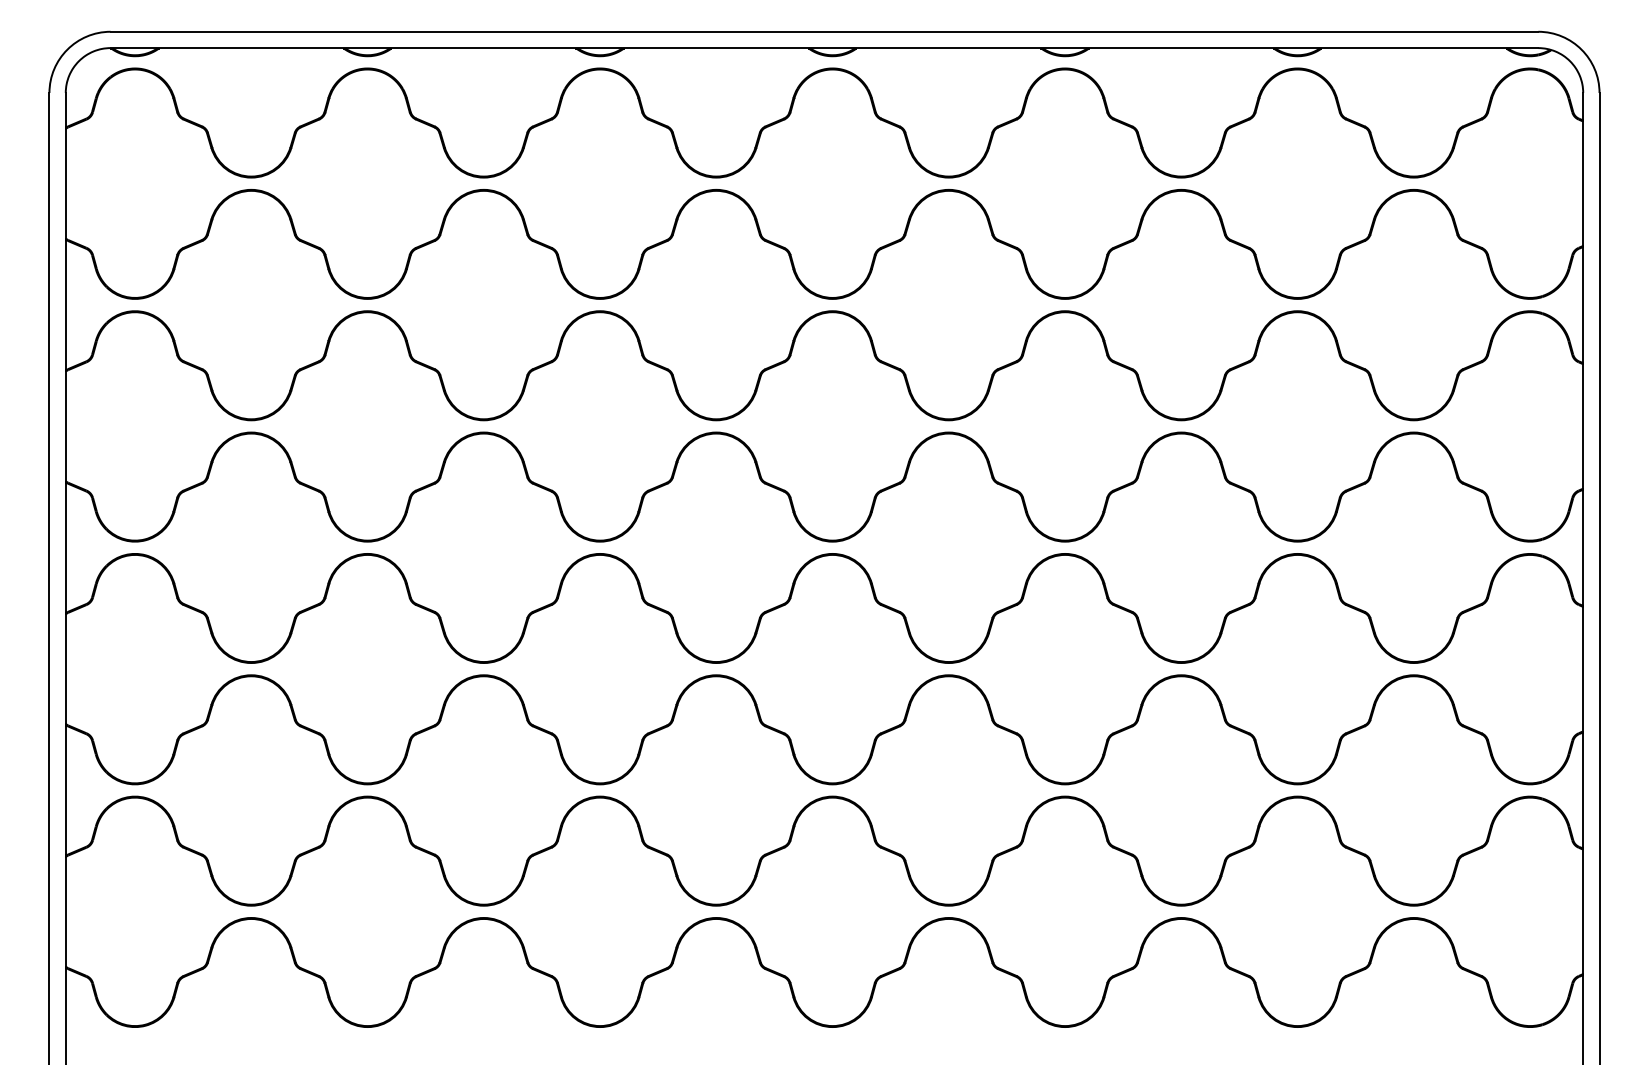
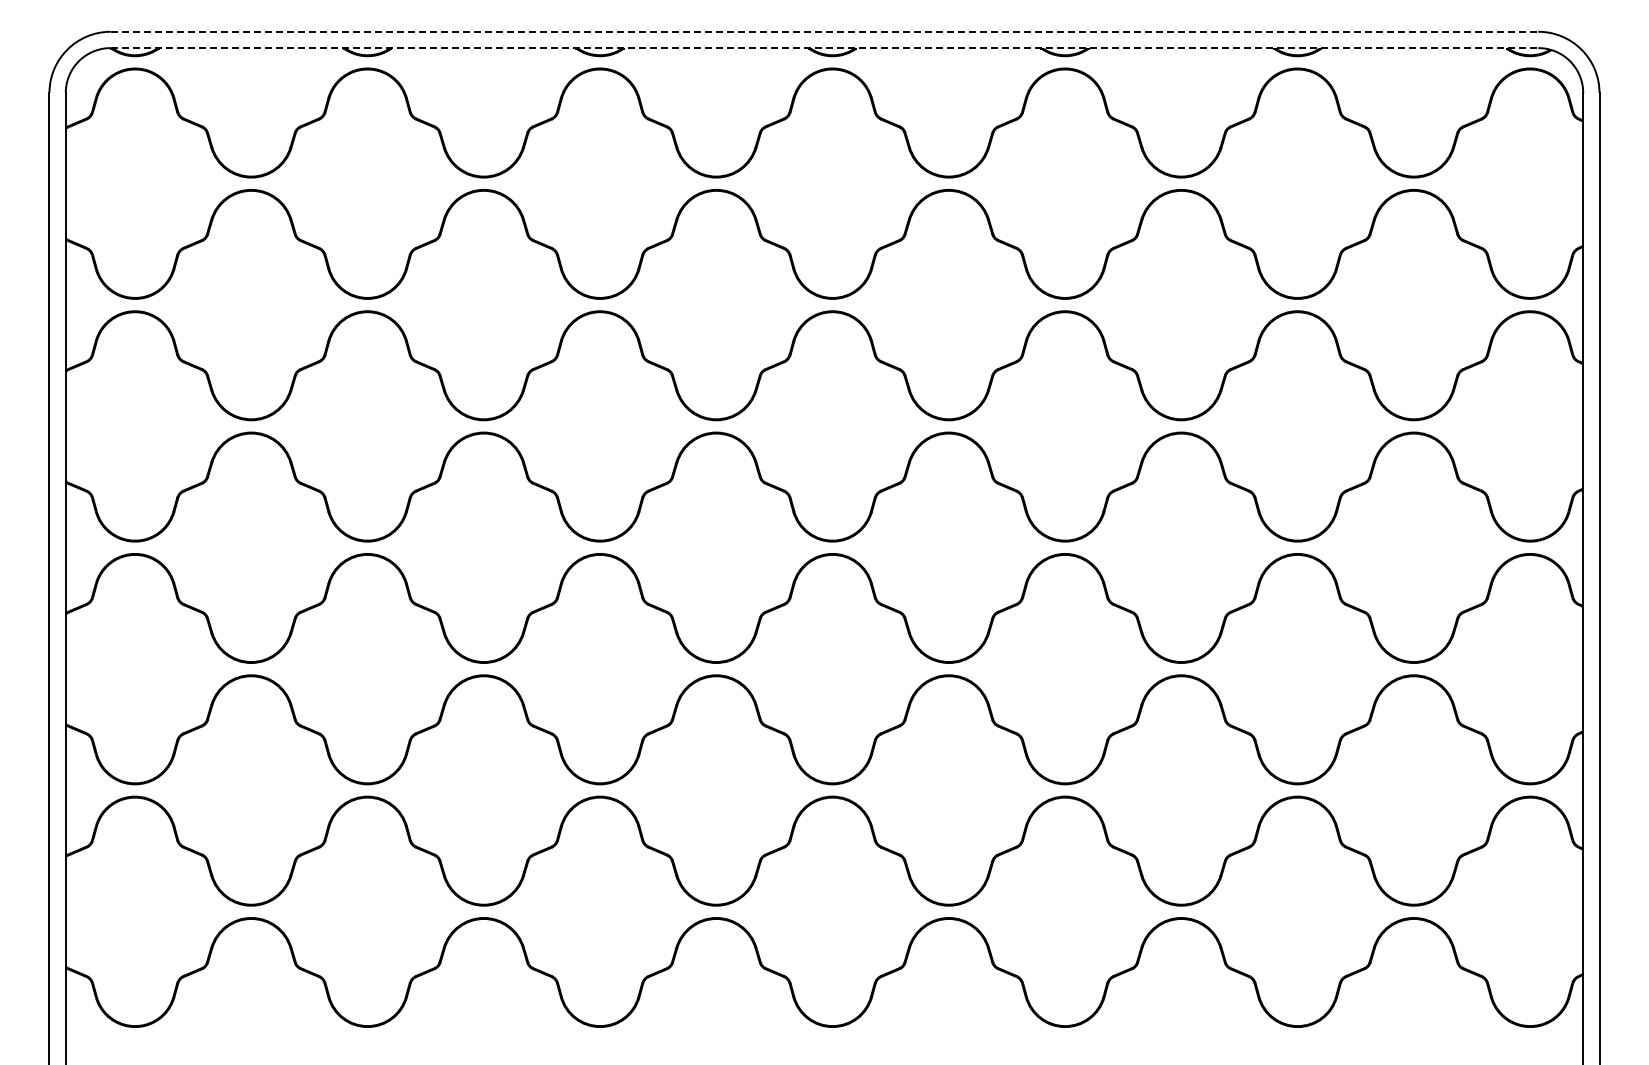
line: solid -> dashed (824, 31)
line: solid -> dashed (824, 48)
